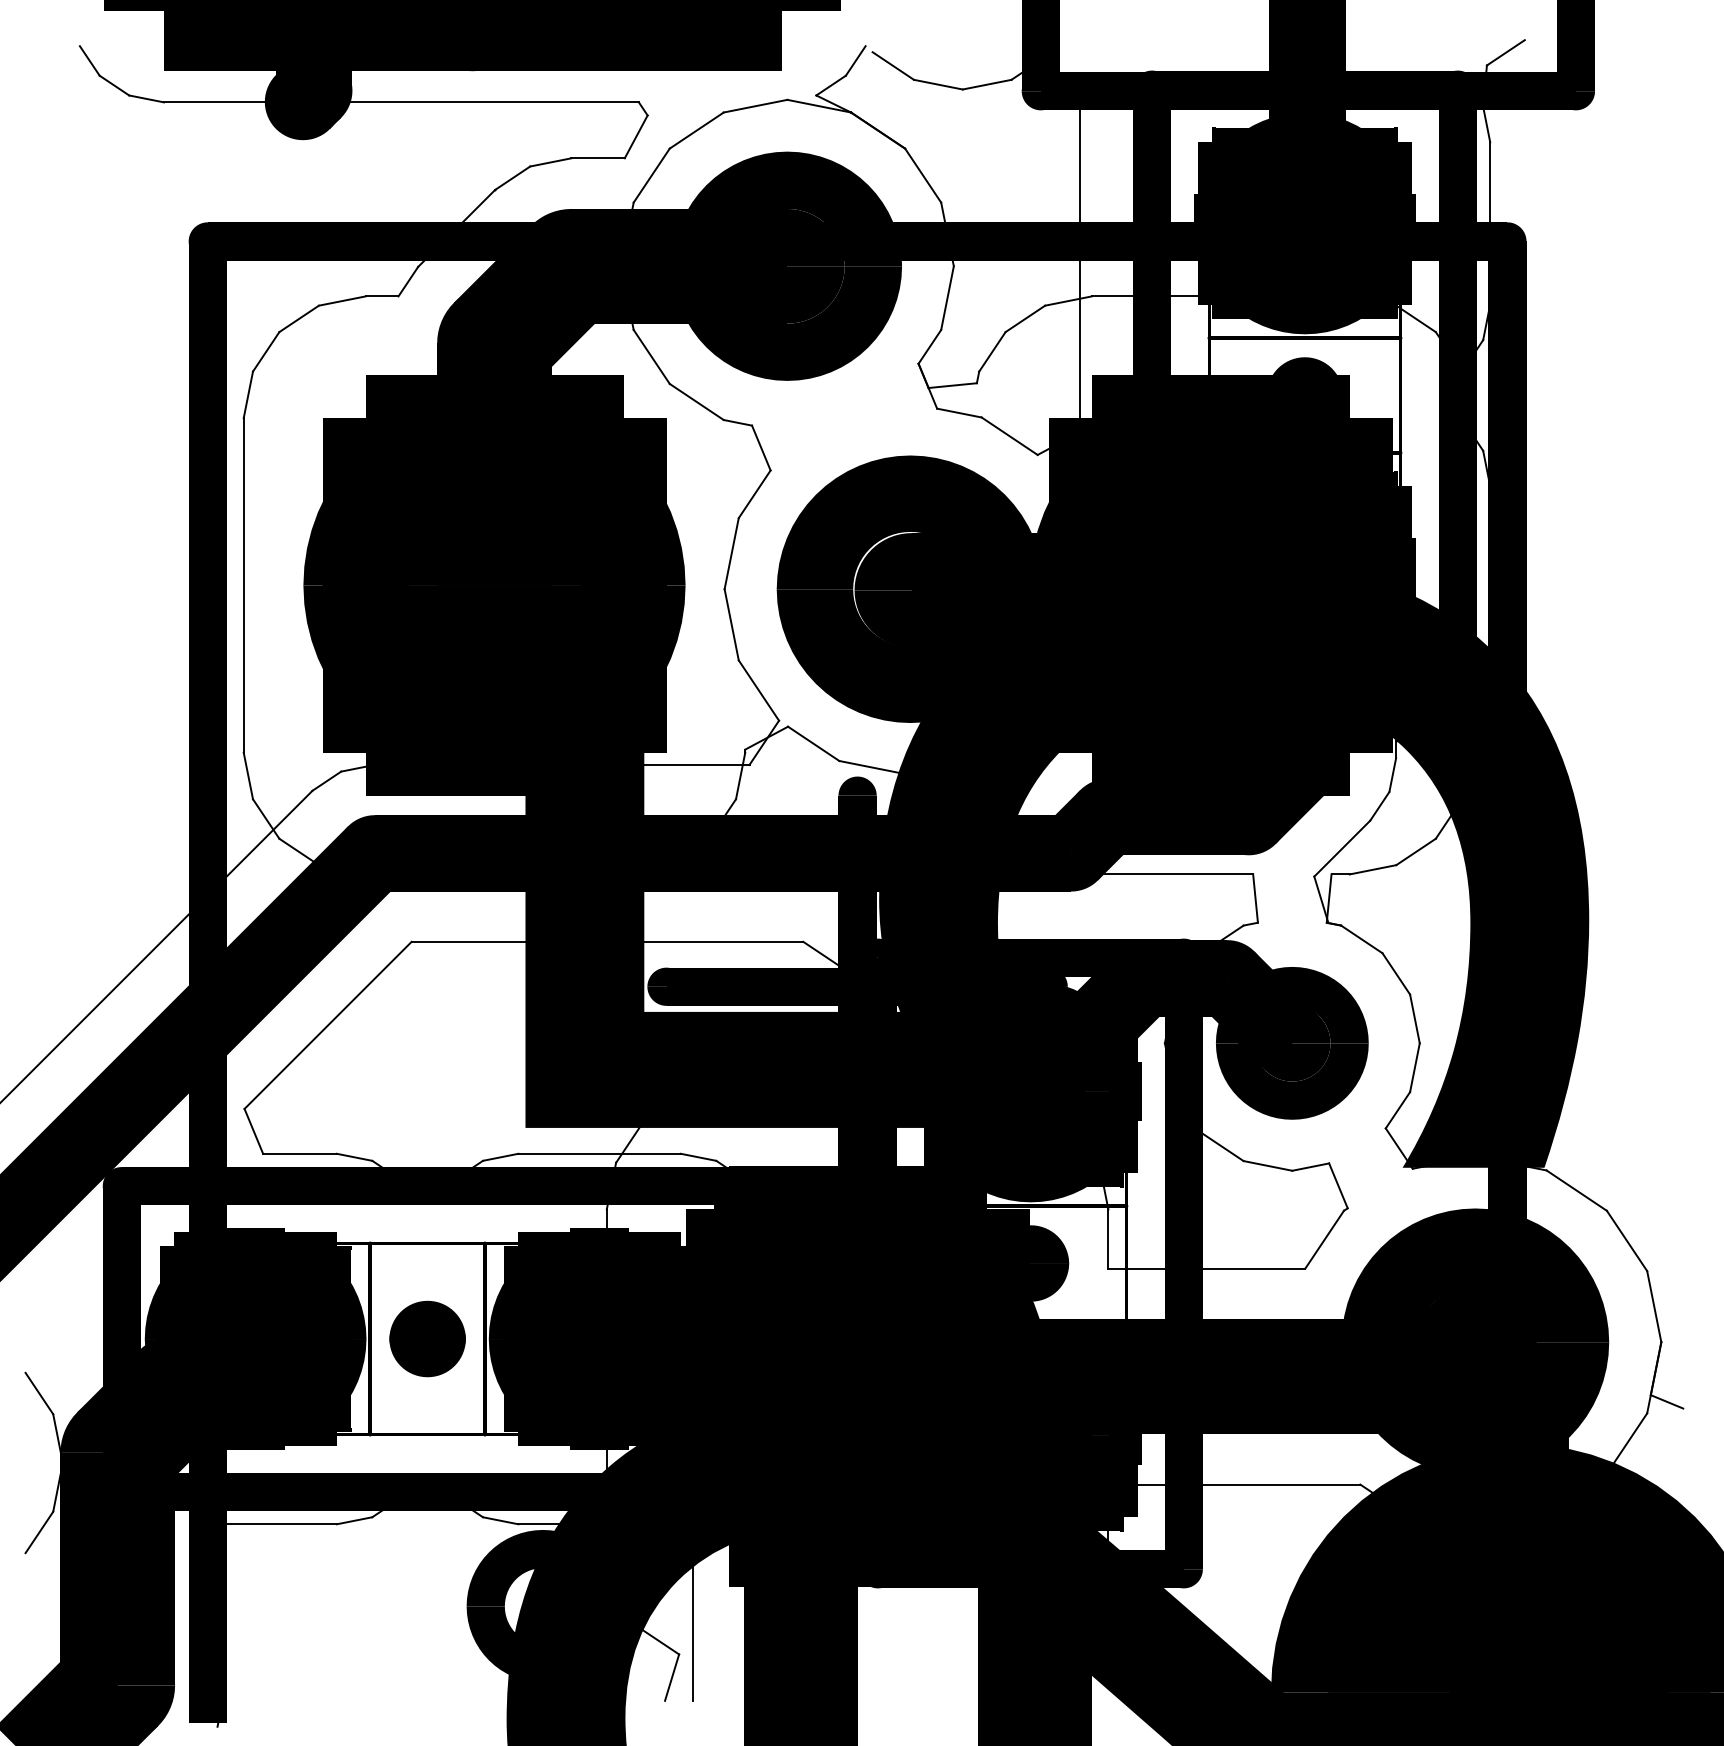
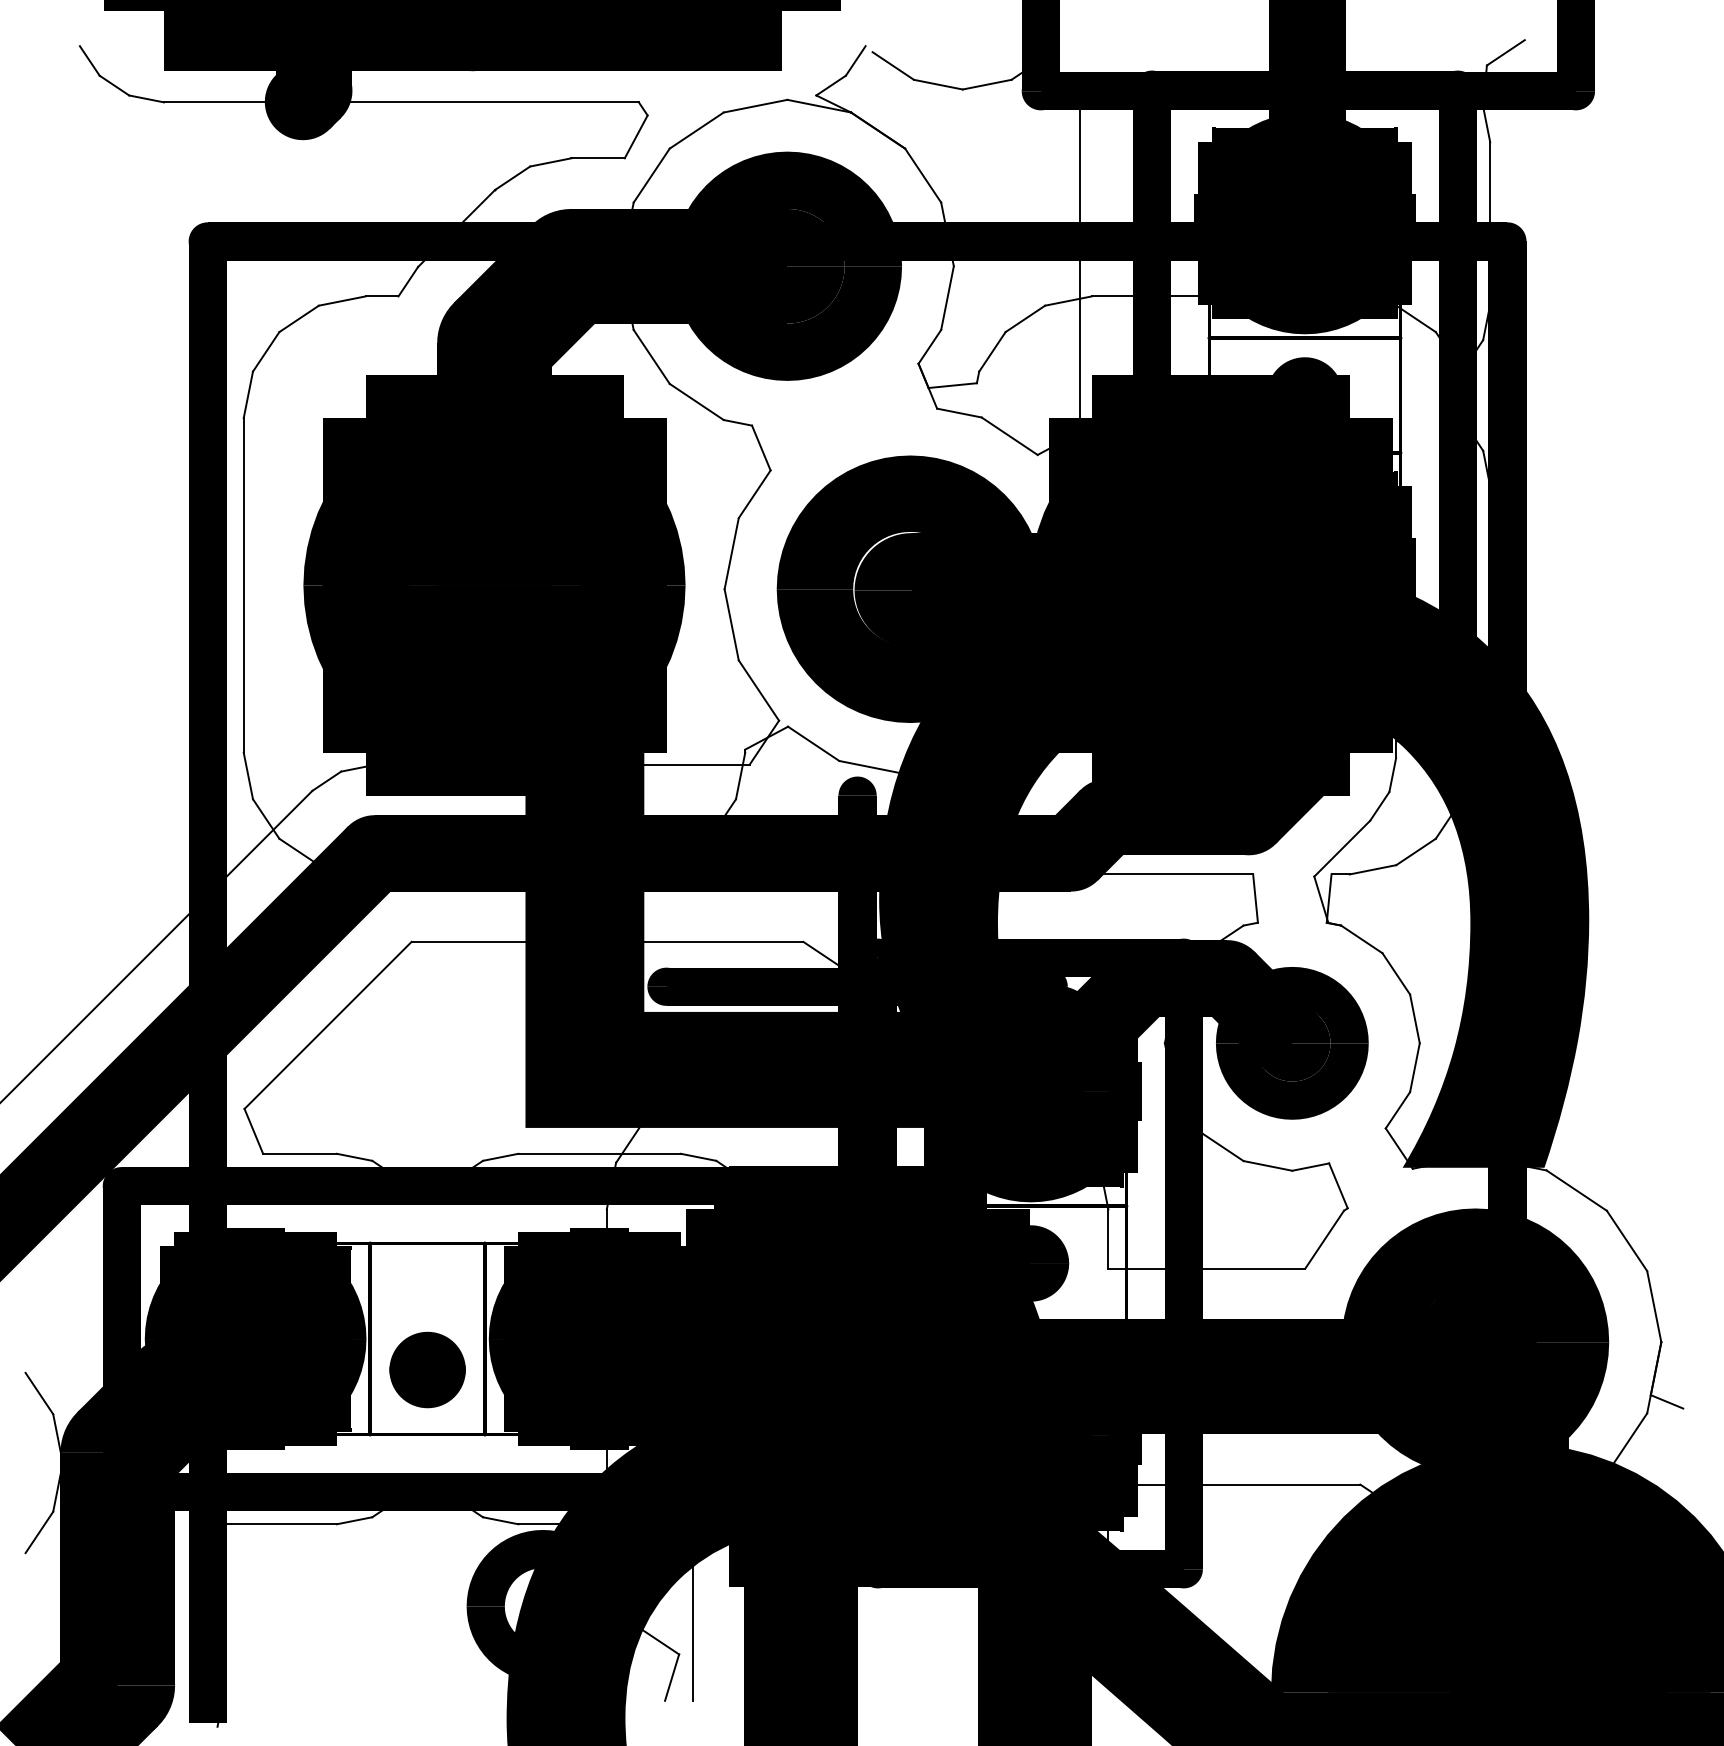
part position: (427, 1338) -> (427, 1369) (427, 1369)
